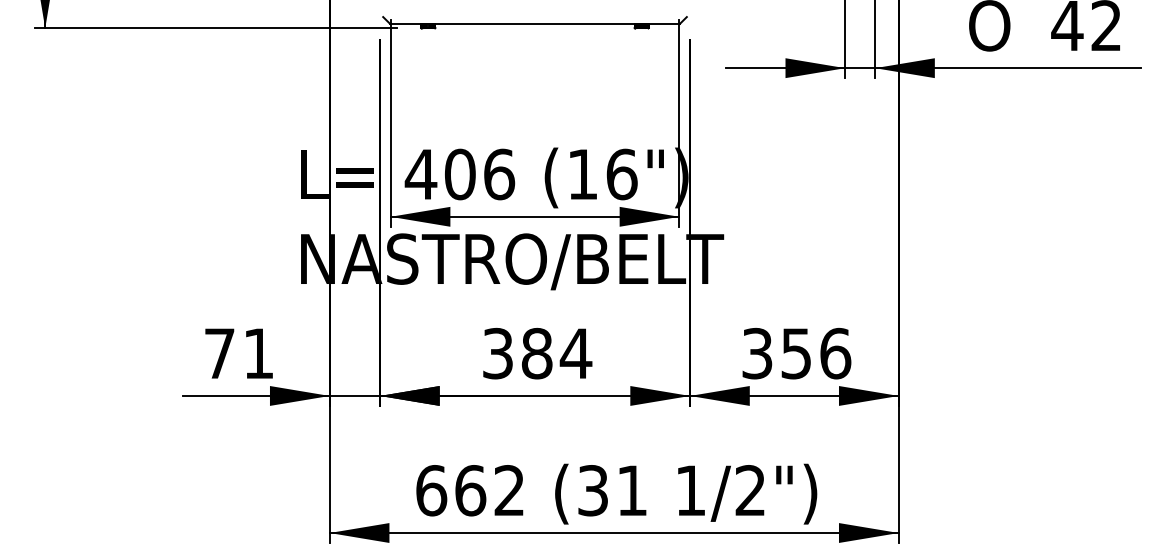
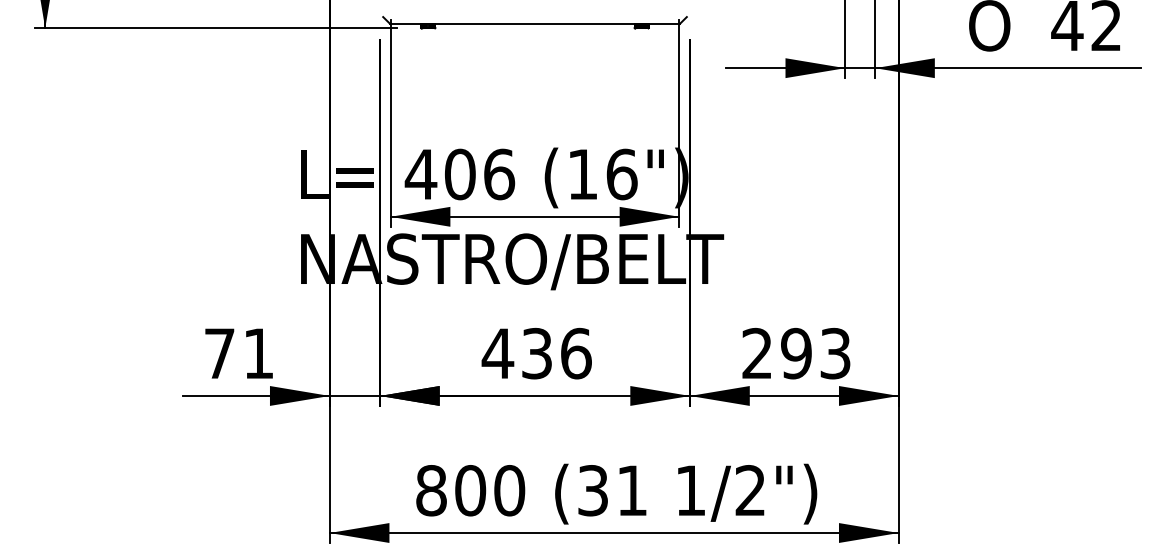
text: 384 -> 436 (536, 353)
text: 356 -> 293 (796, 353)
text: 662 -> 800 (470, 490)
